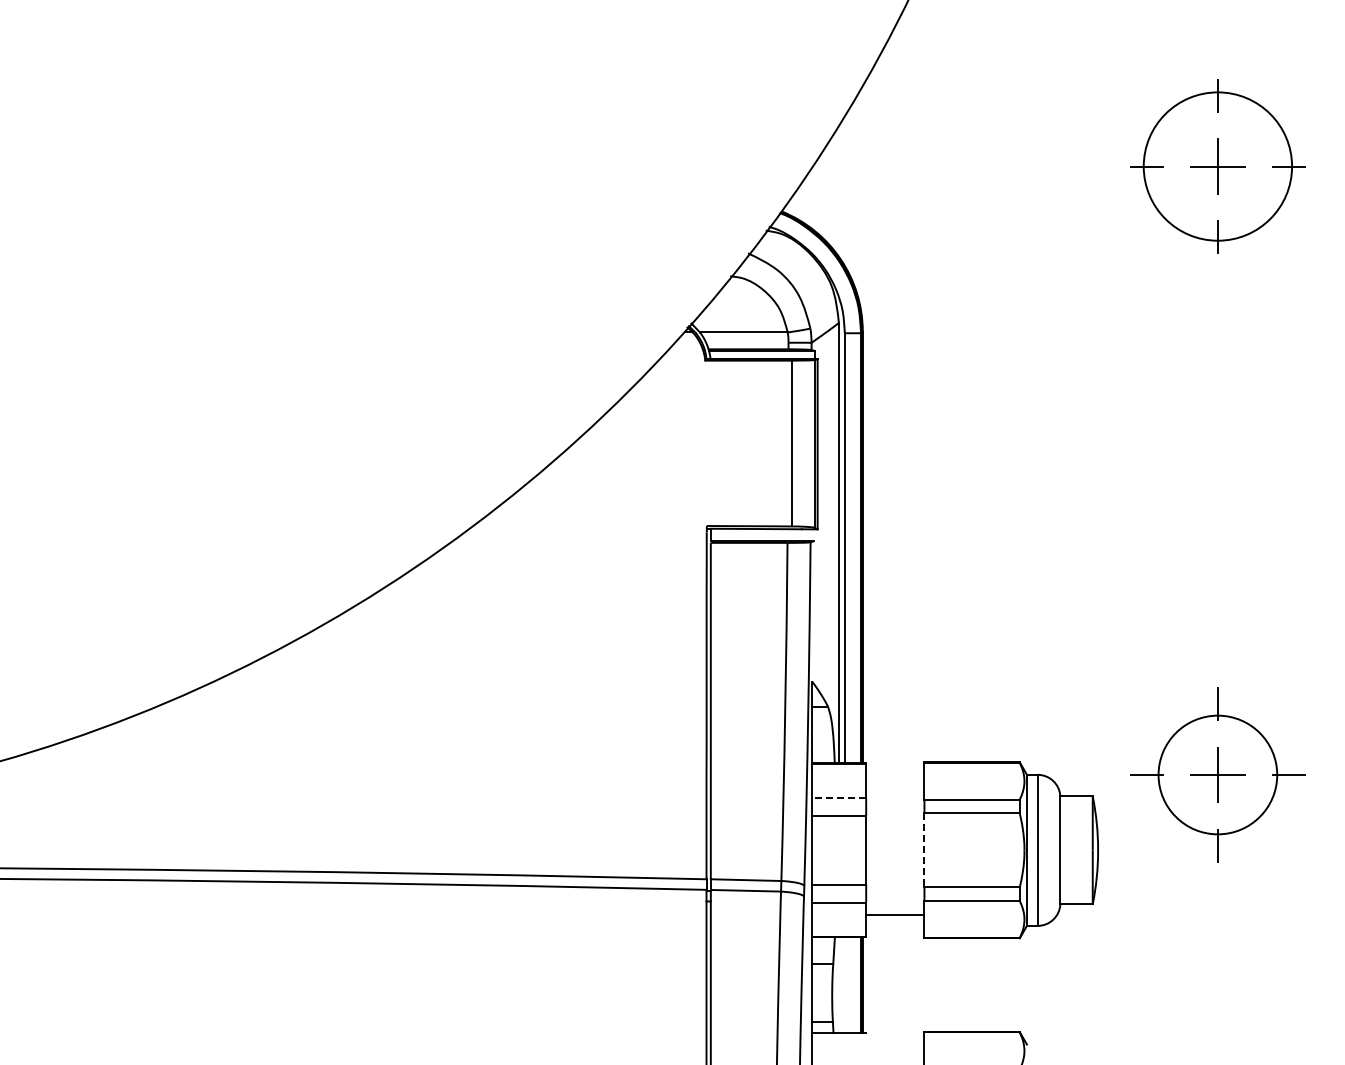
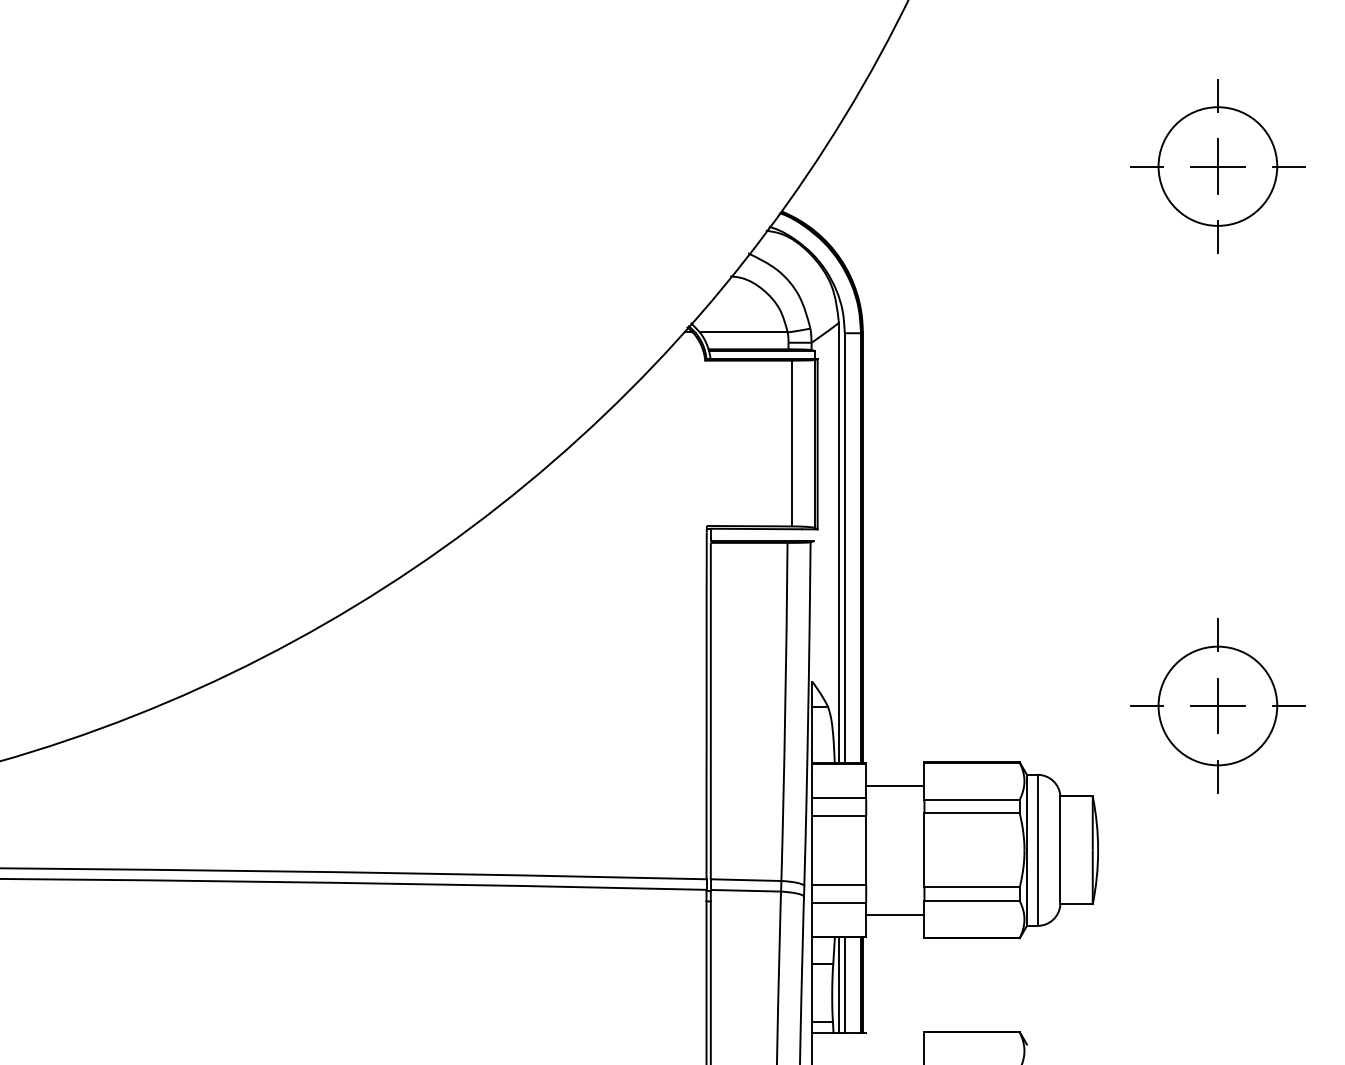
circle diameter: 148 px -> 119 px (1217, 166)
part position: (1217, 774) -> (1217, 705) (1217, 705)
line: none -> present (895, 785)
line: dashed -> solid (839, 798)
line: dashed -> solid (924, 850)
line: none -> present (838, 984)
line: none -> present (844, 984)
